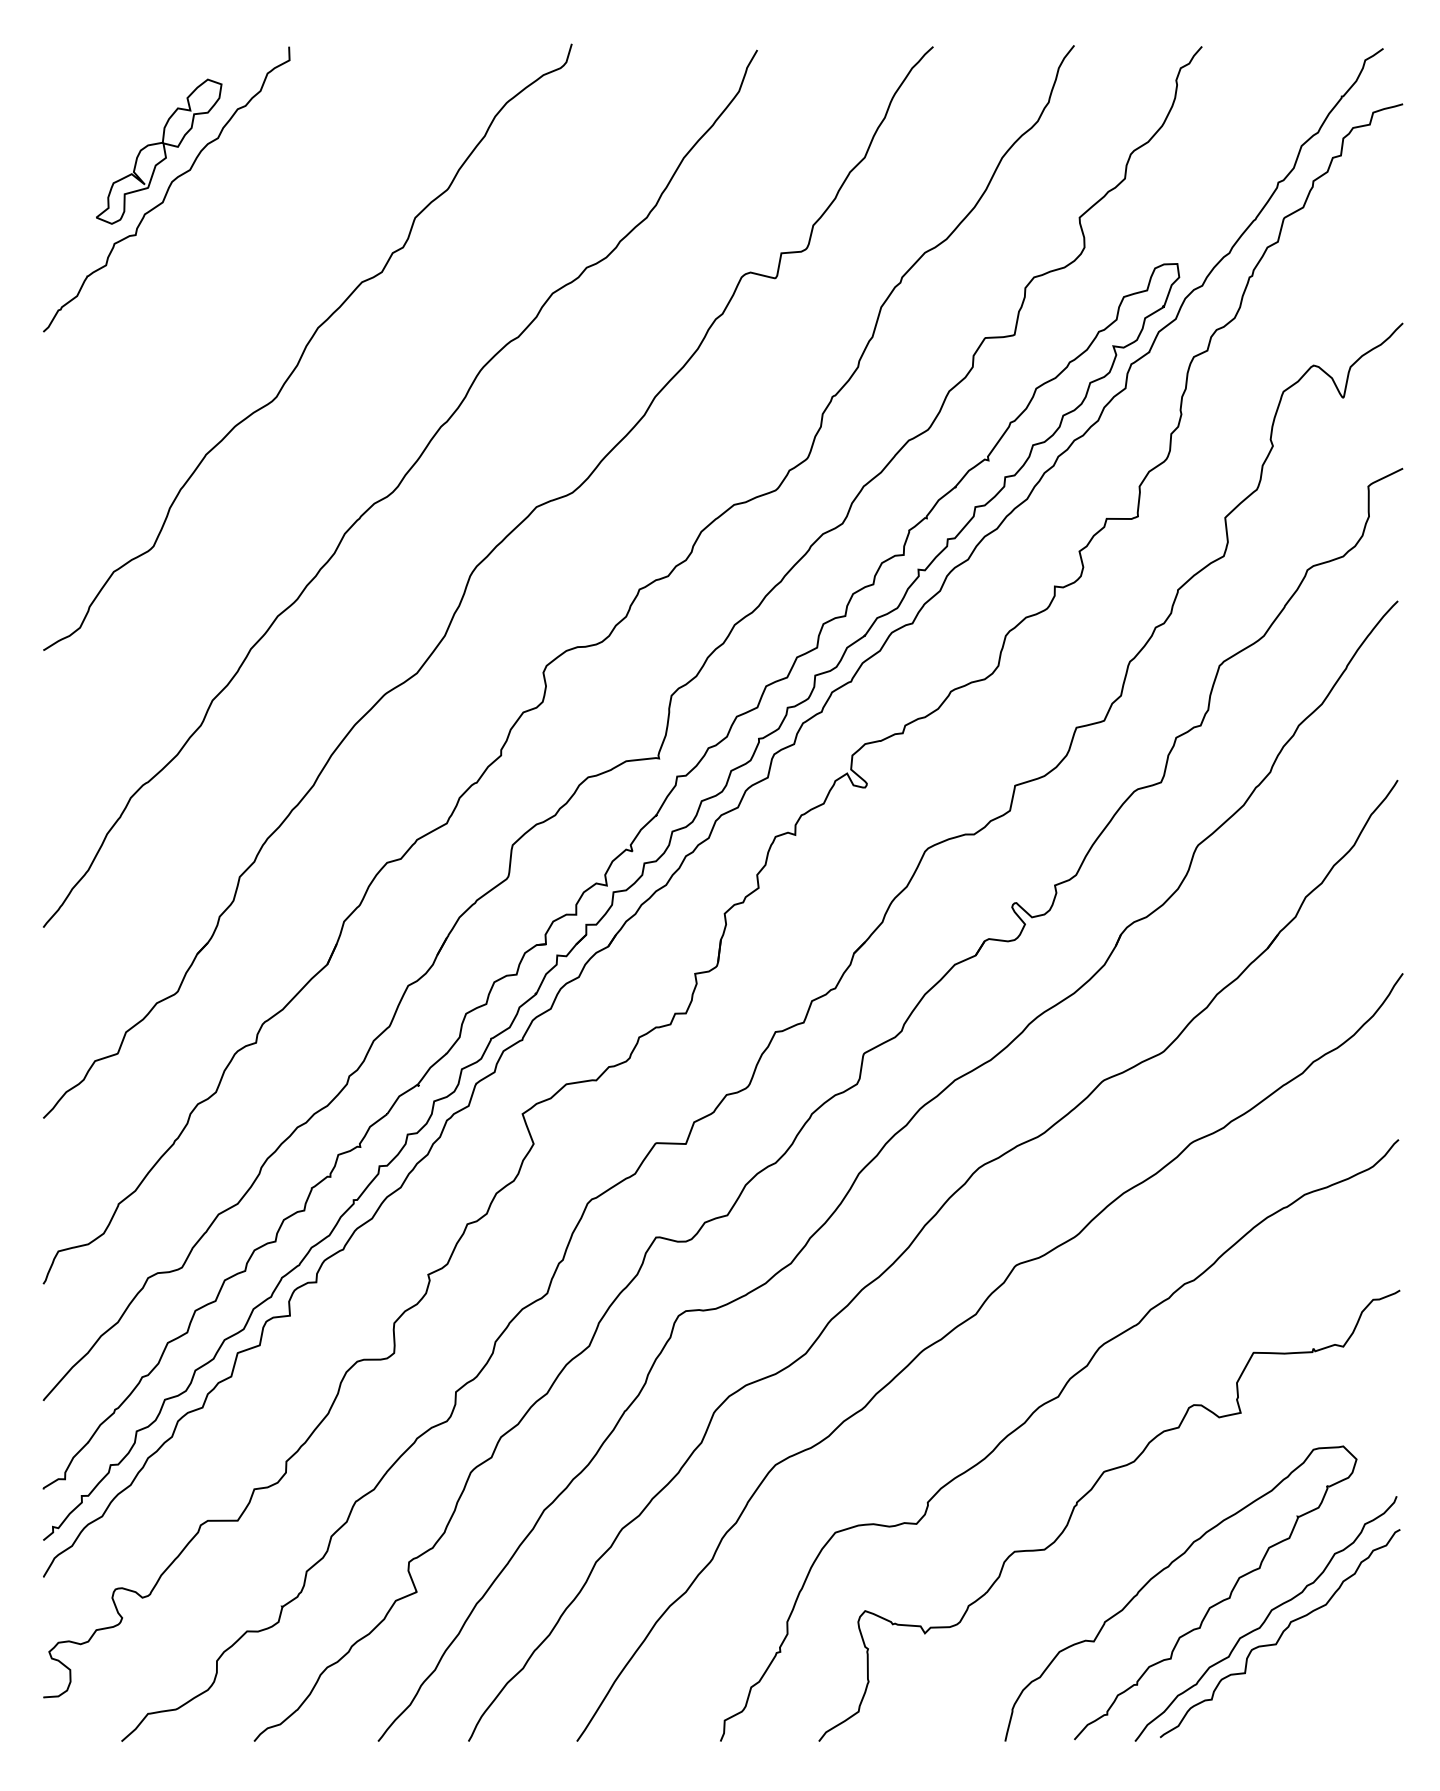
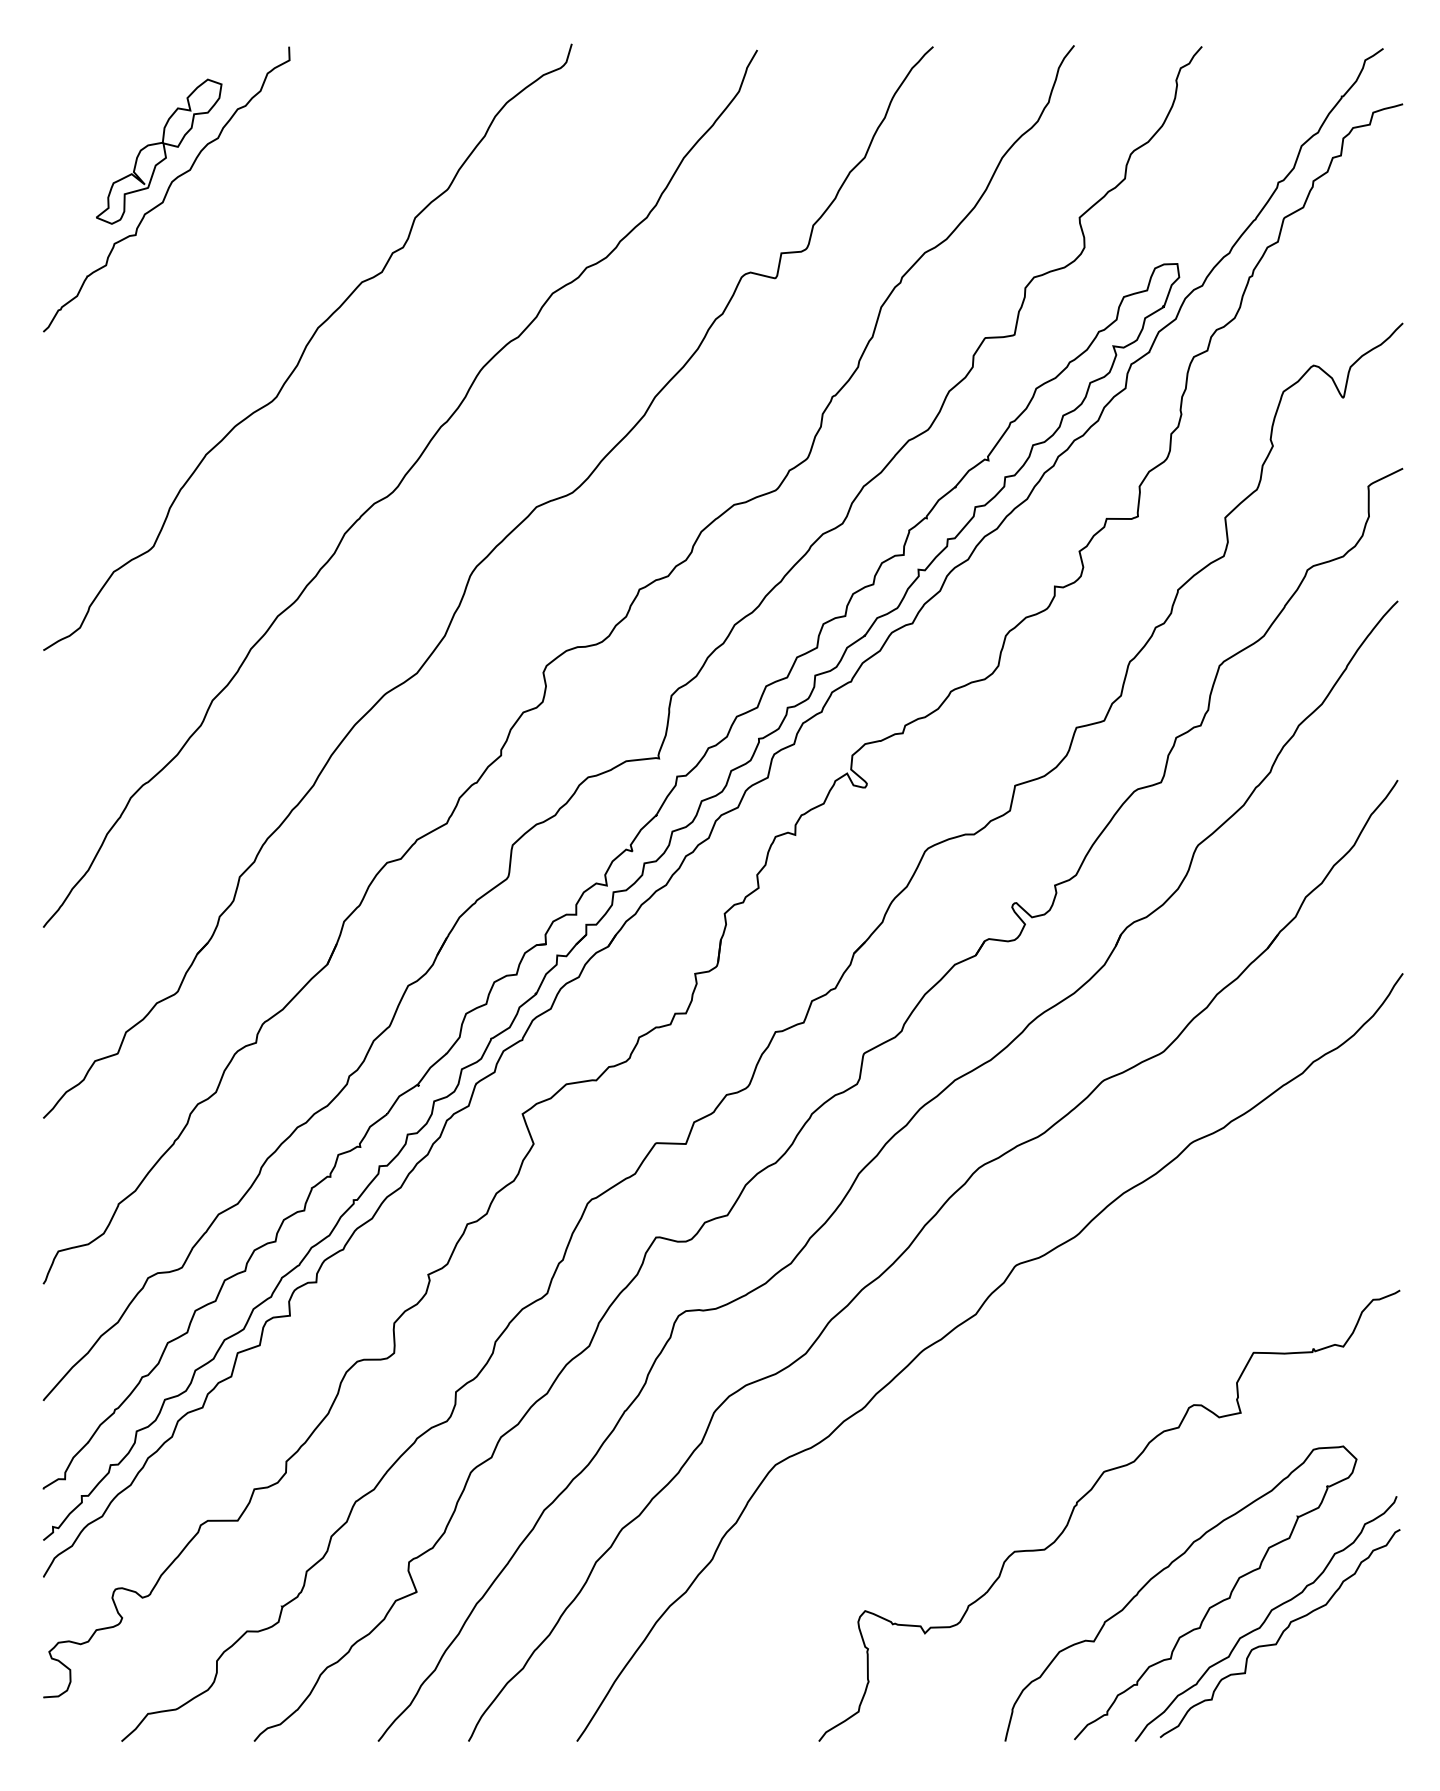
curve: present -> none (1033, 1414)
